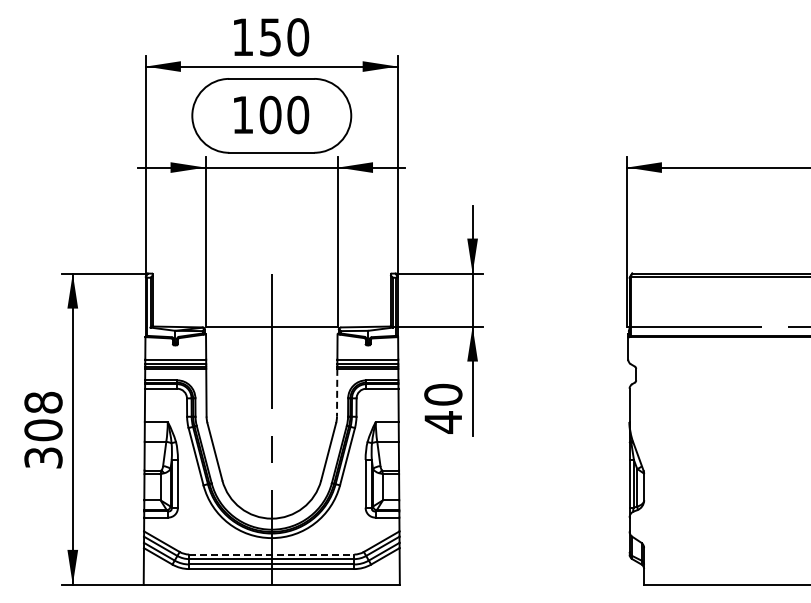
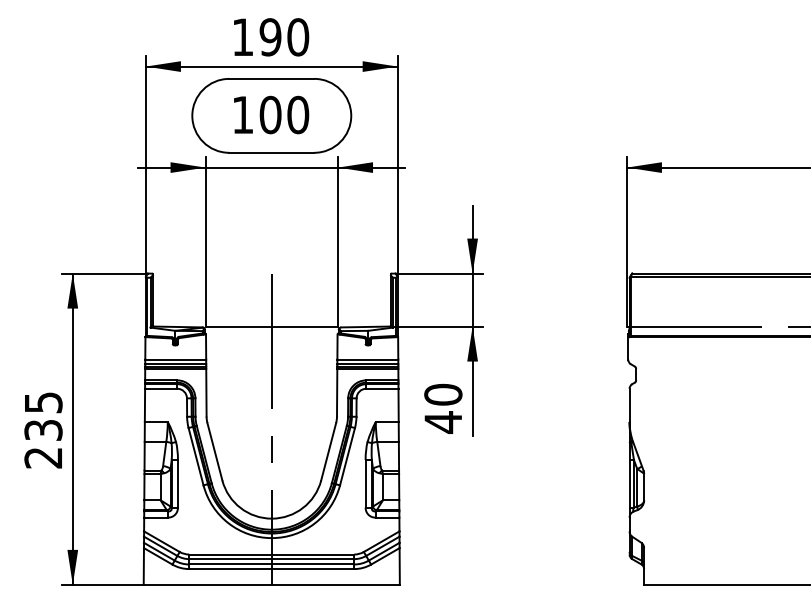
text: 150 -> 190 (270, 37)
line: dashed -> solid (337, 392)
text: 308 -> 235 (43, 429)
line: dashed -> solid (271, 554)
